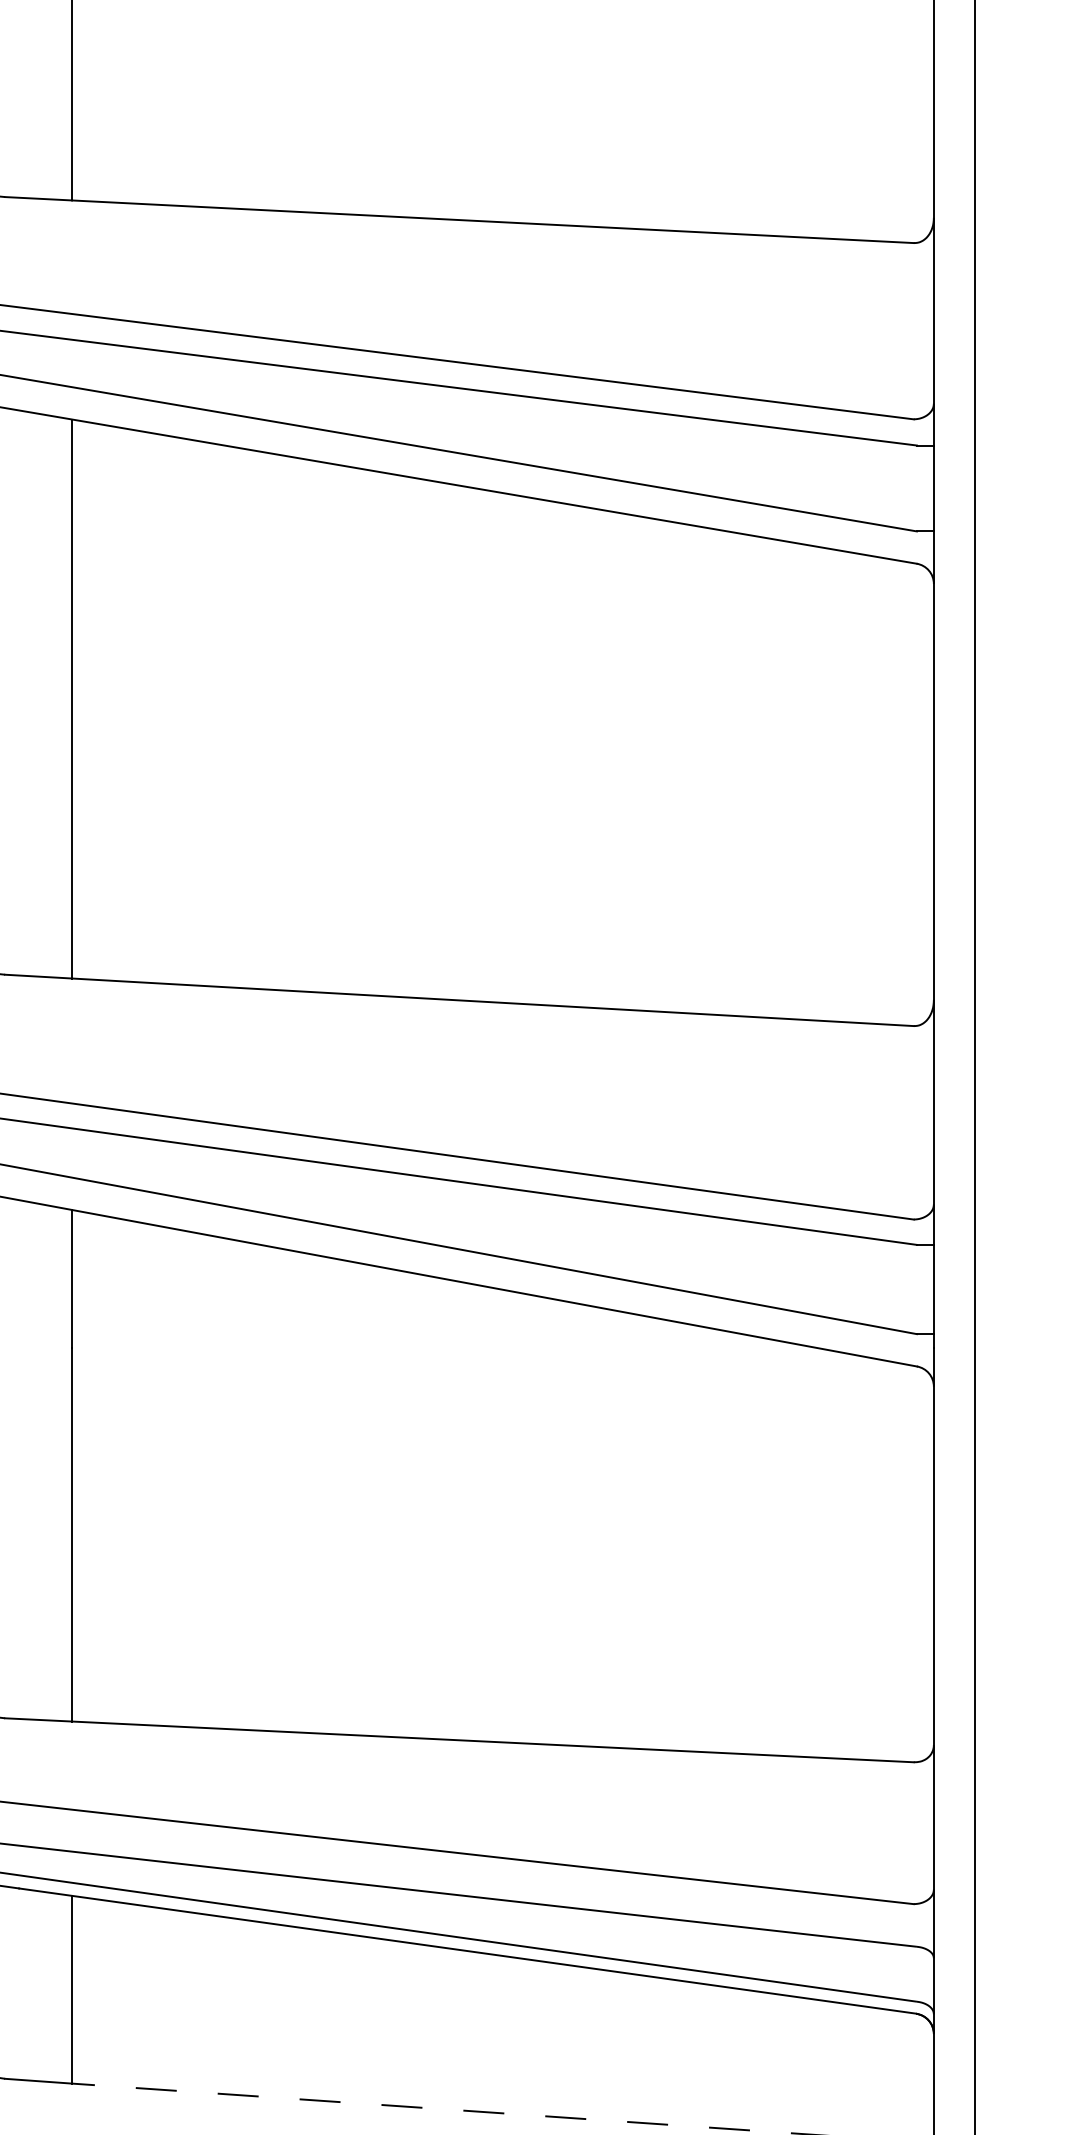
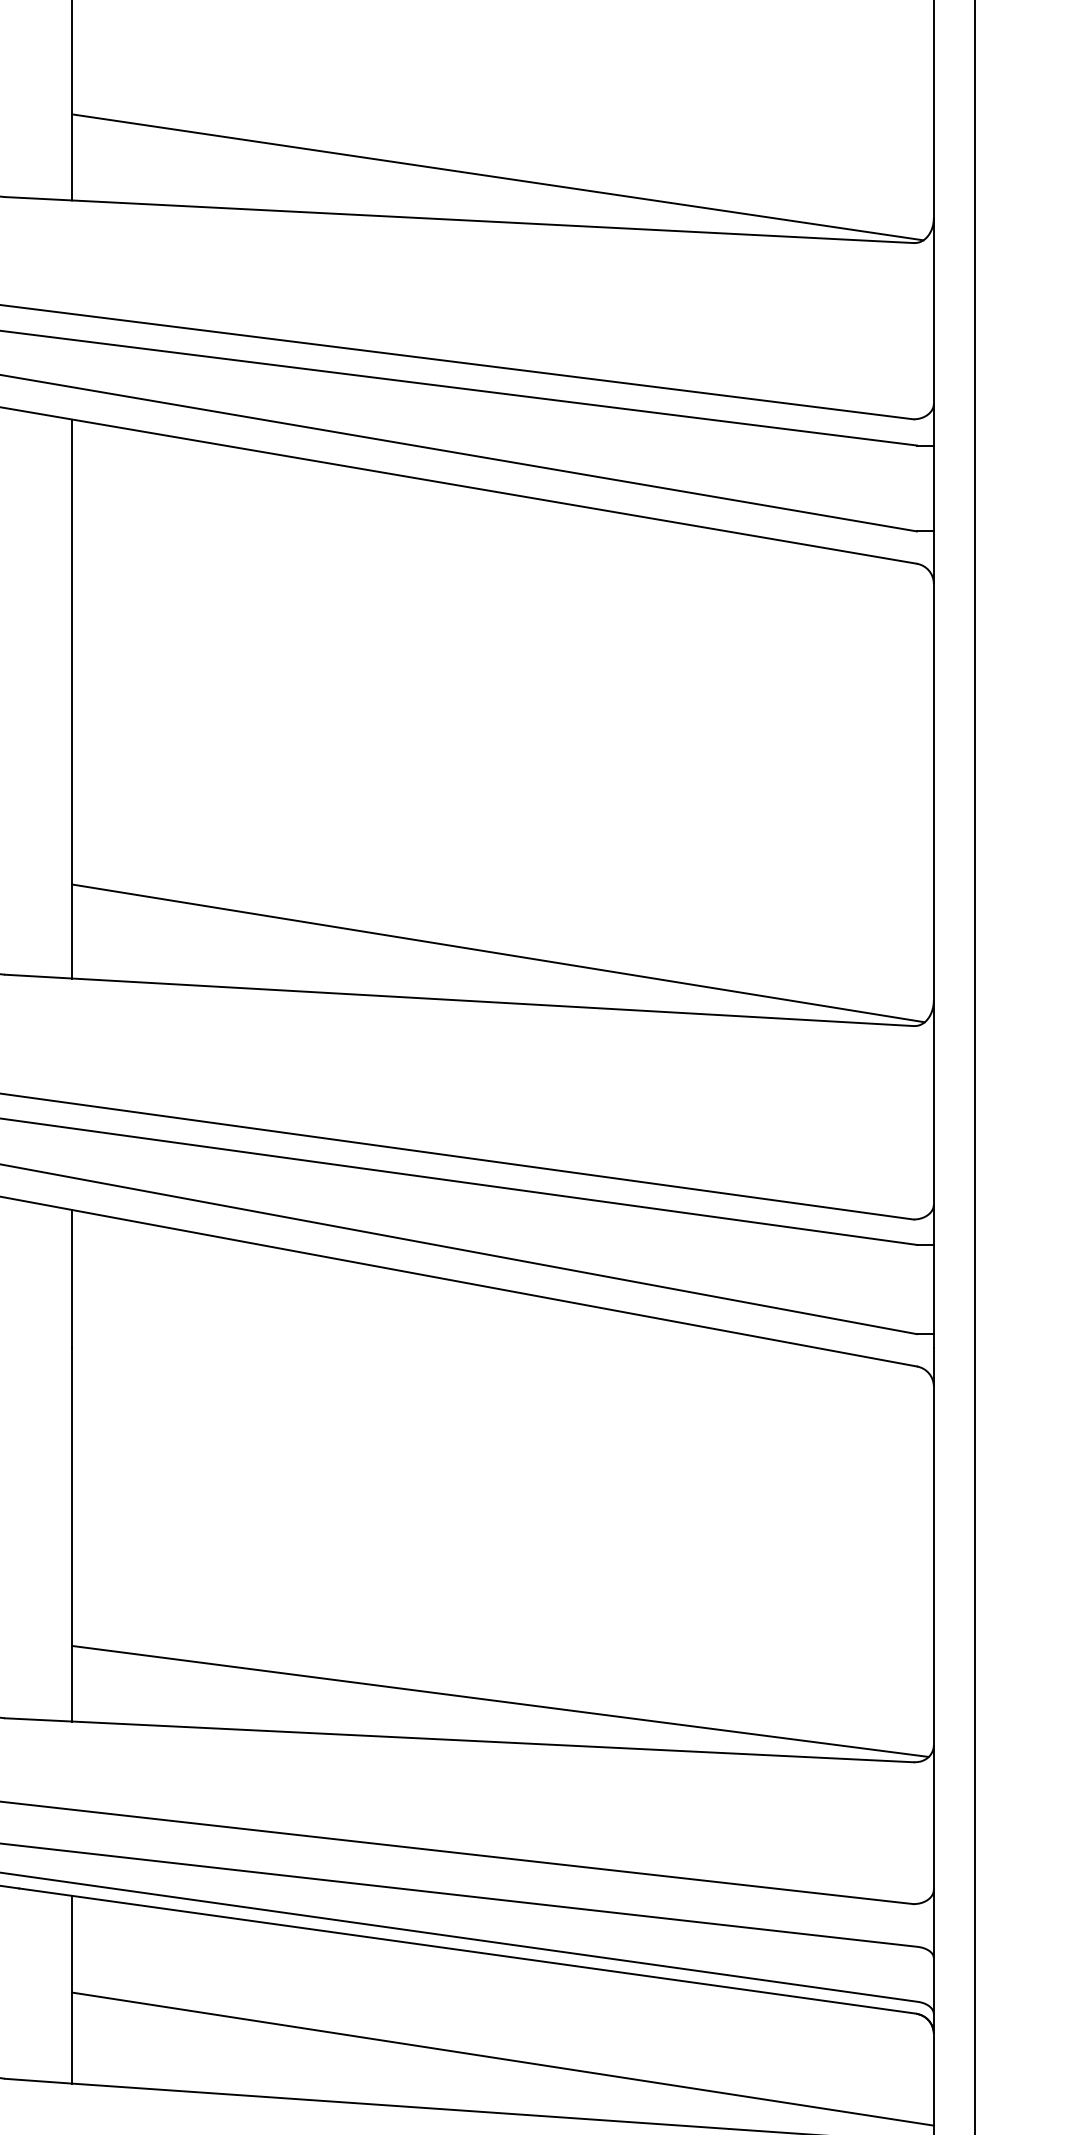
line: none -> present (497, 177)
line: none -> present (498, 953)
line: none -> present (500, 1700)
line: none -> present (502, 2058)
line: dashed -> solid (444, 2109)
